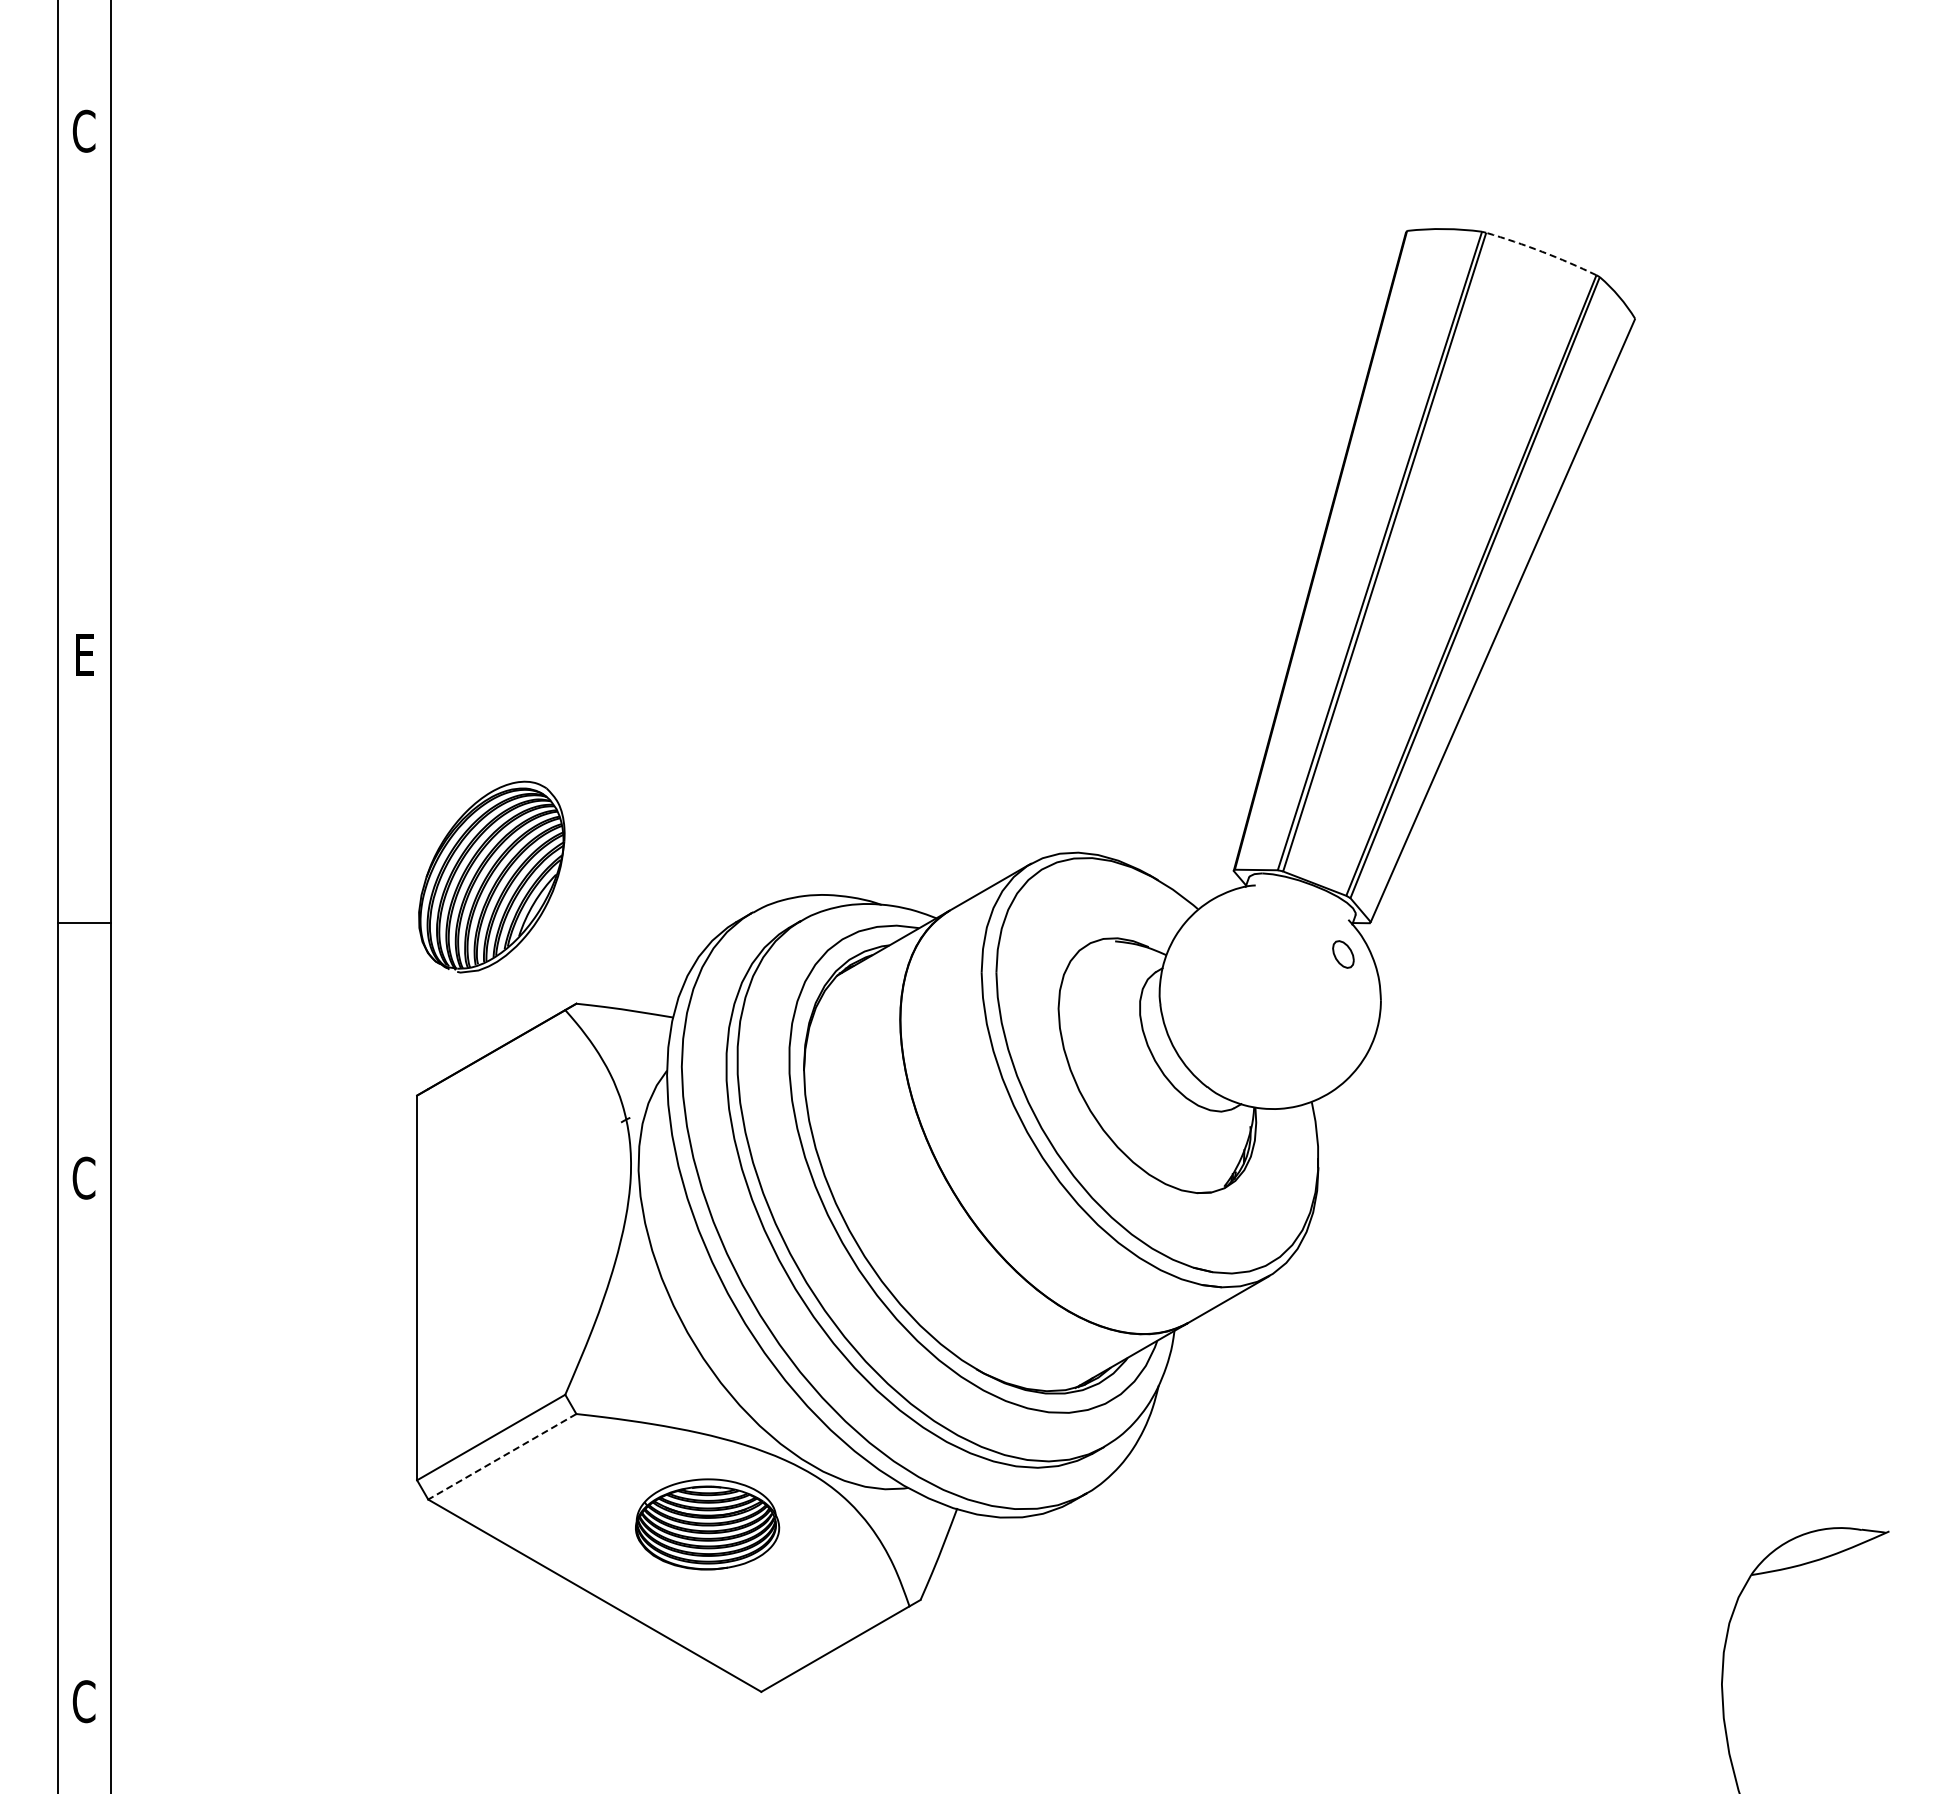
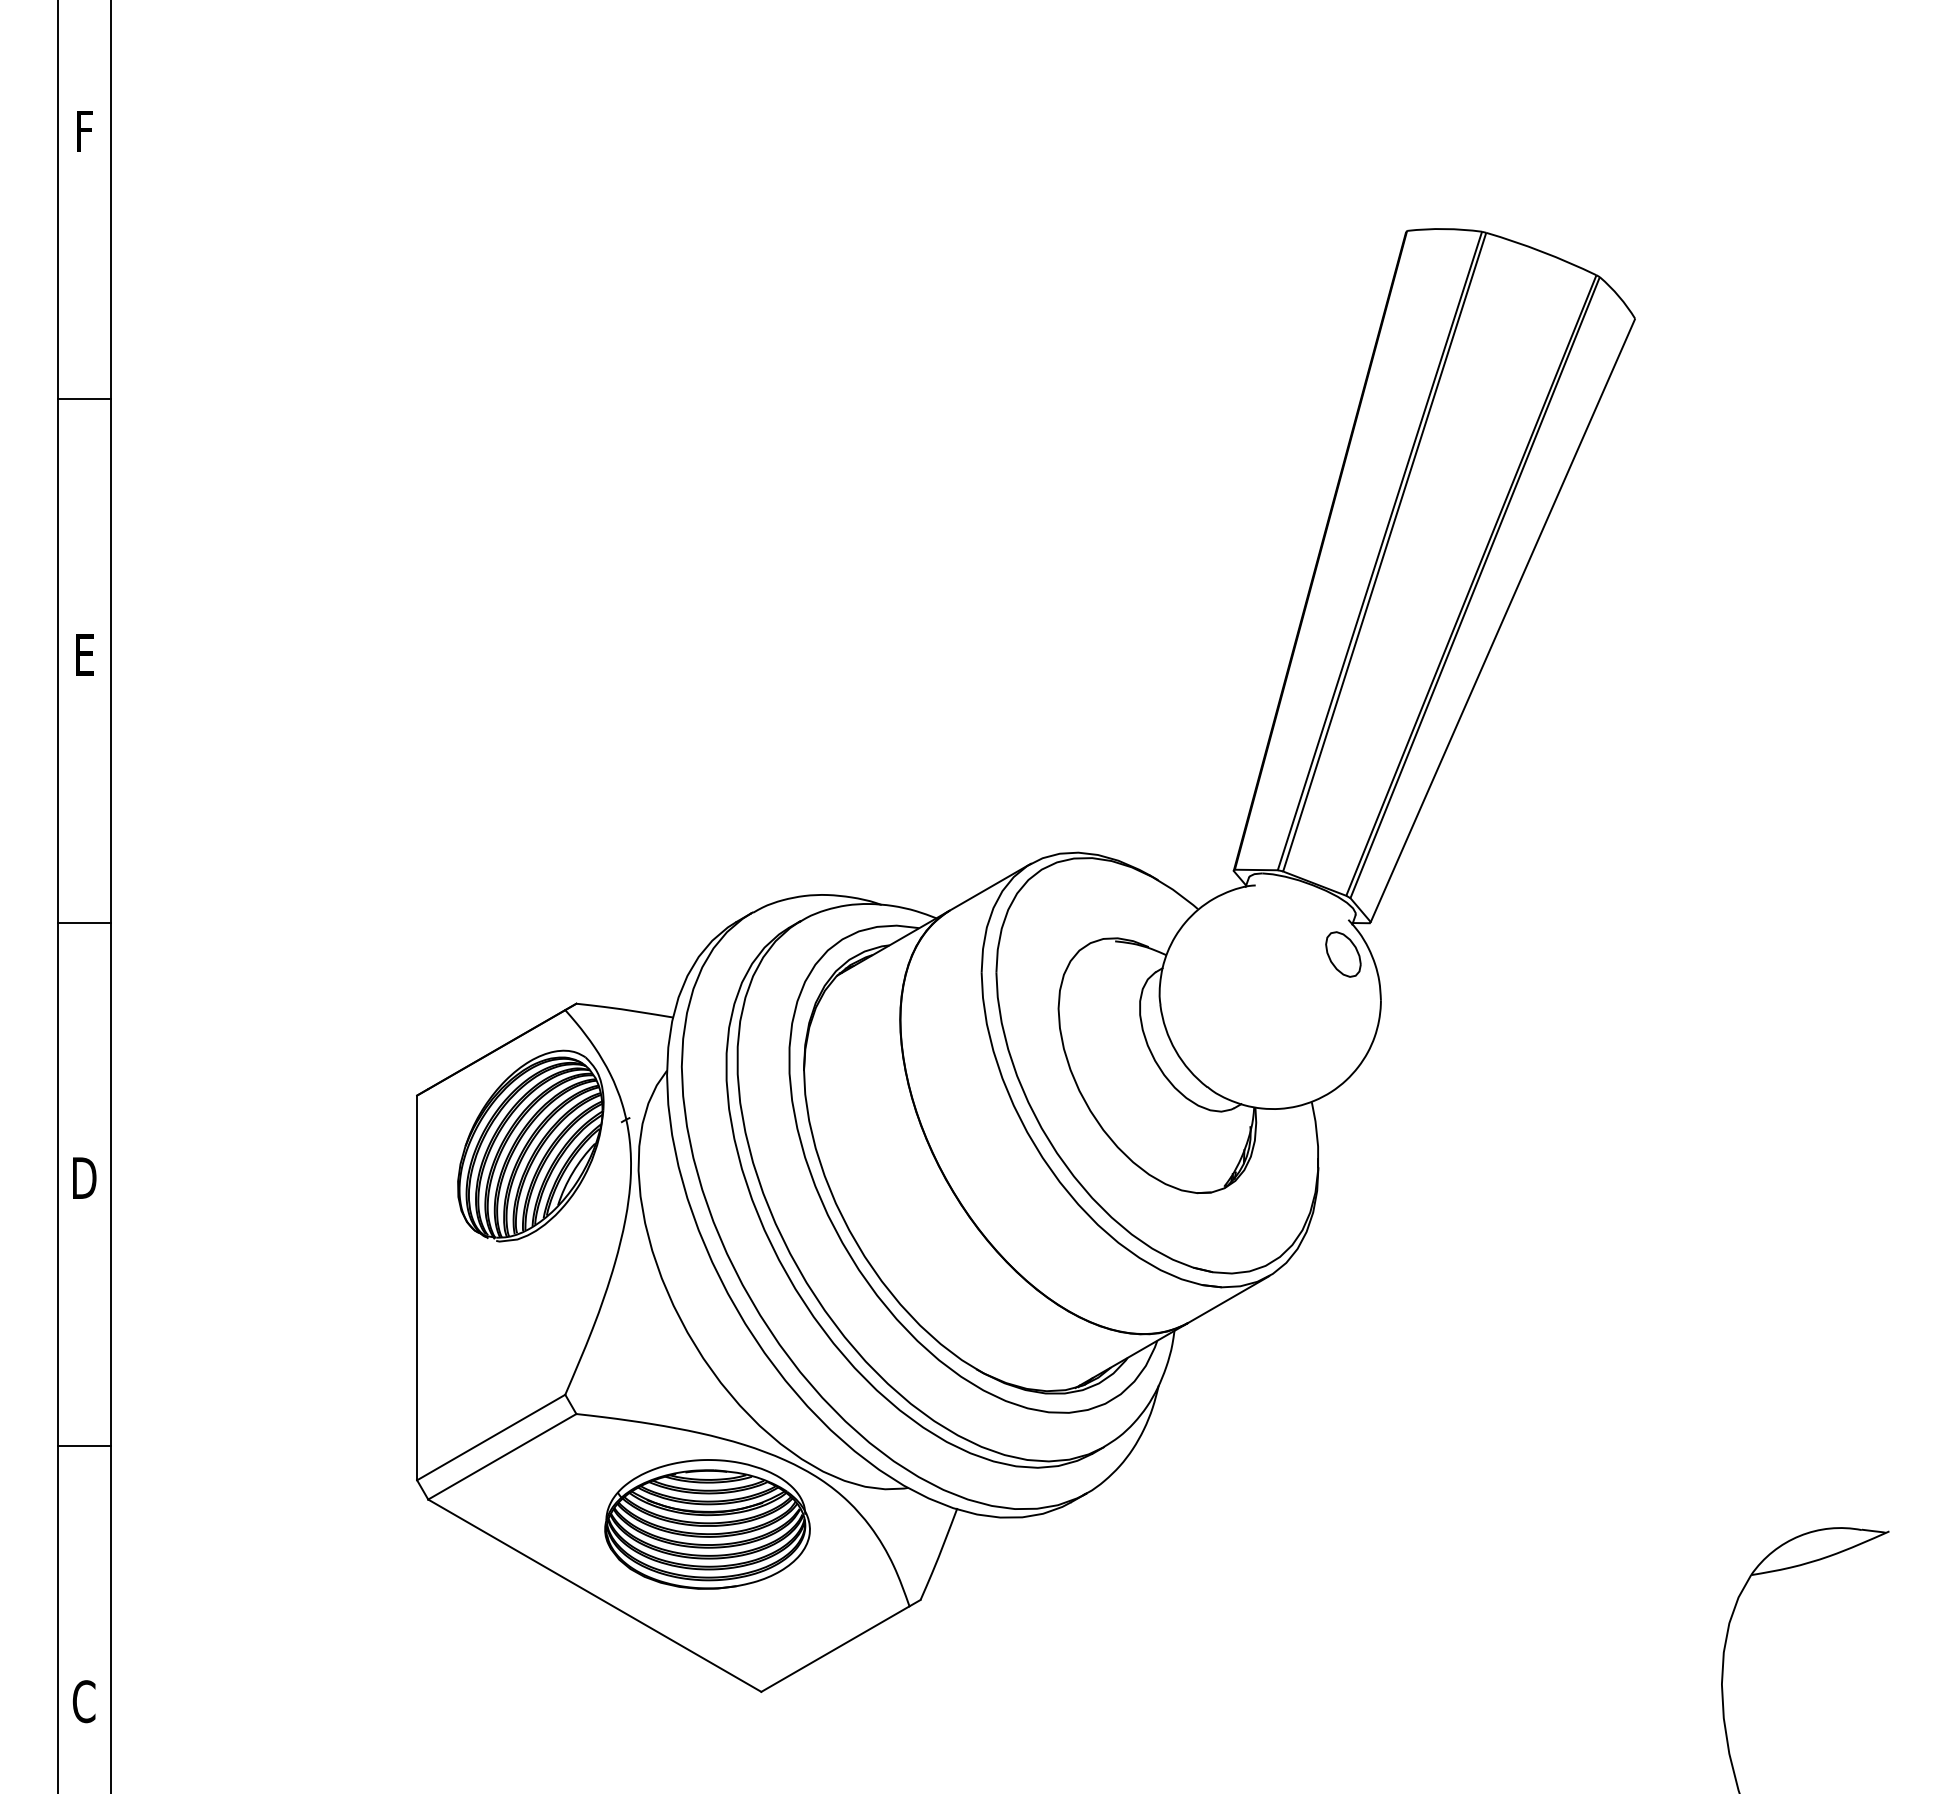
text: C -> F (83, 130)
arc: dashed -> solid (1542, 251)
line: none -> present (84, 399)
part position: (491, 876) -> (530, 1145) (530, 1145)
part size: 23x29 px -> 37x47 px (1343, 954)
text: C -> D (84, 1177)
line: none -> present (84, 1445)
line: dashed -> solid (502, 1456)
part size: 146x93 px -> 207x131 px (707, 1524)
